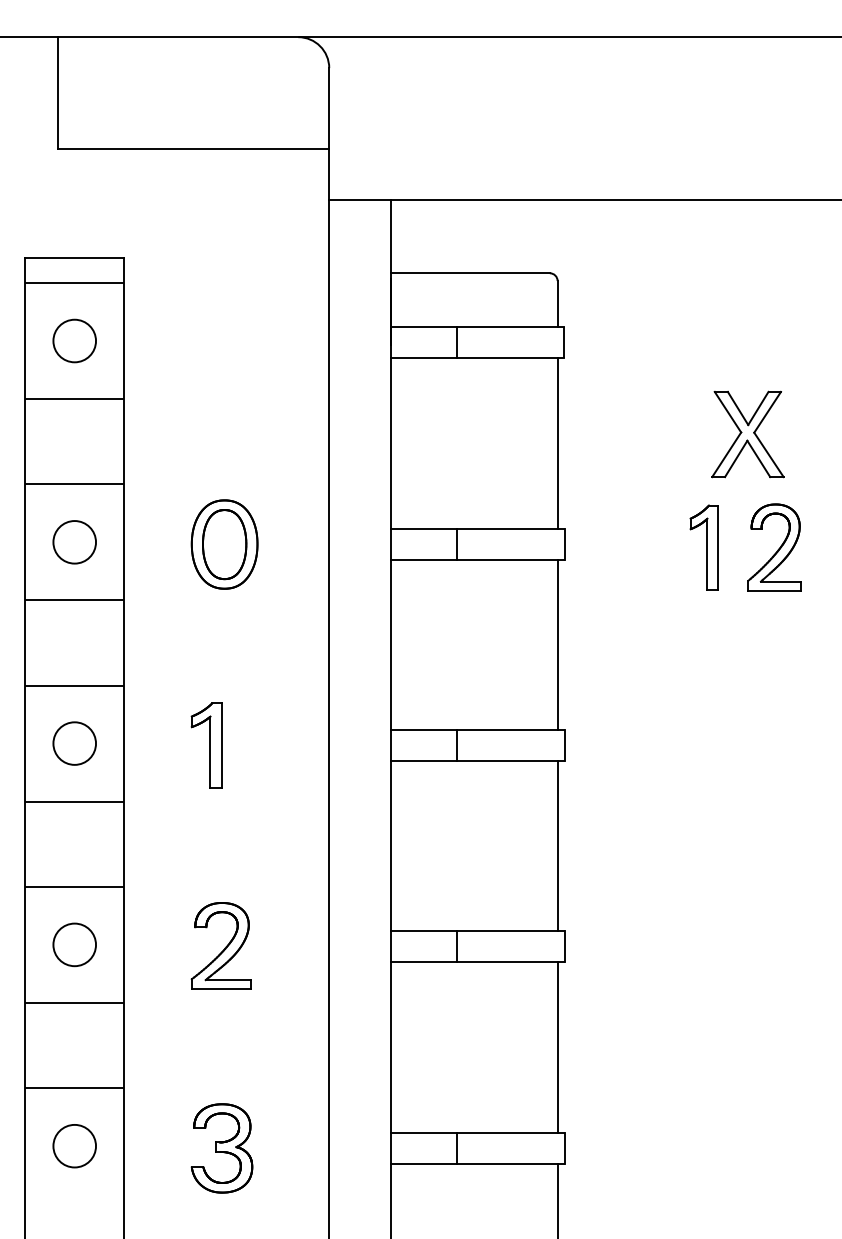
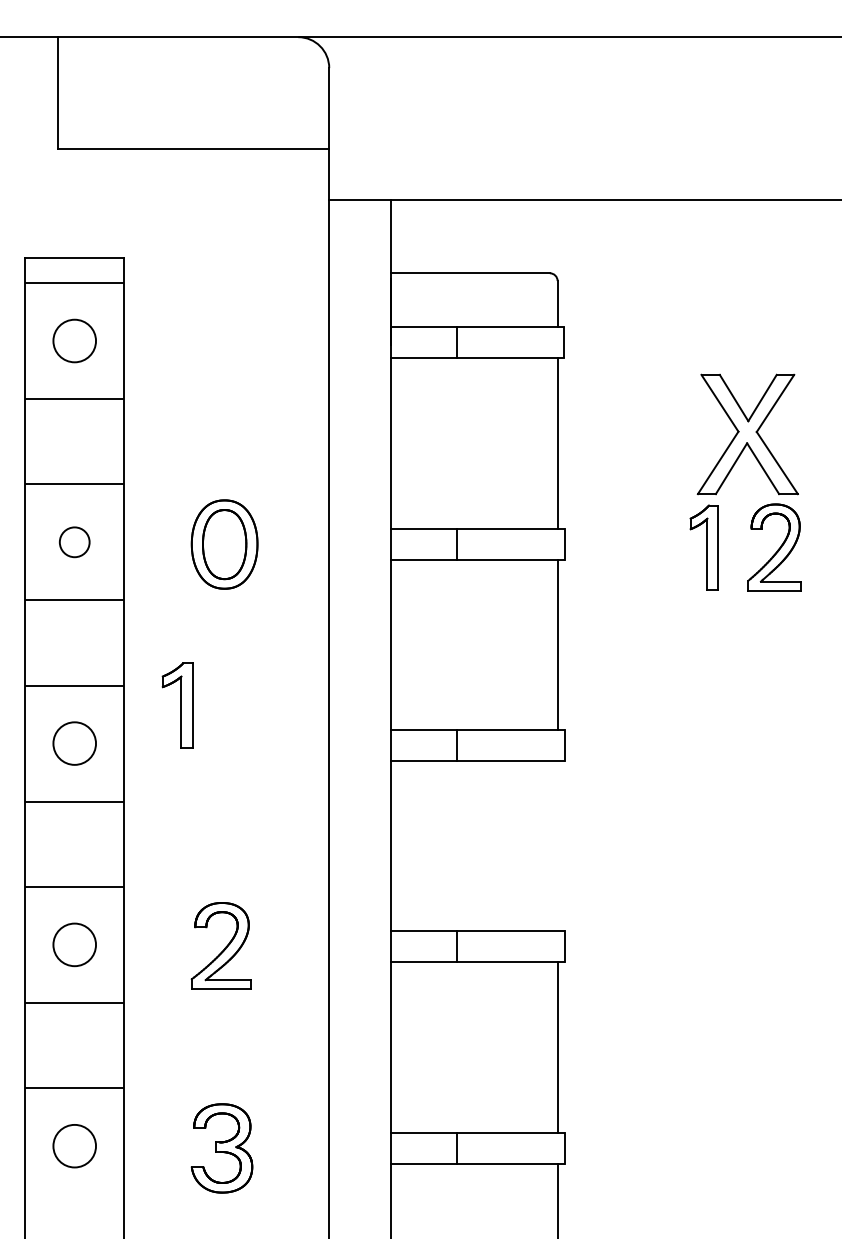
part size: 74x89 px -> 103x123 px (747, 434)
circle diameter: 43 px -> 30 px (74, 542)
part position: (206, 745) -> (177, 705) (177, 705)
line: present -> none (557, 846)
